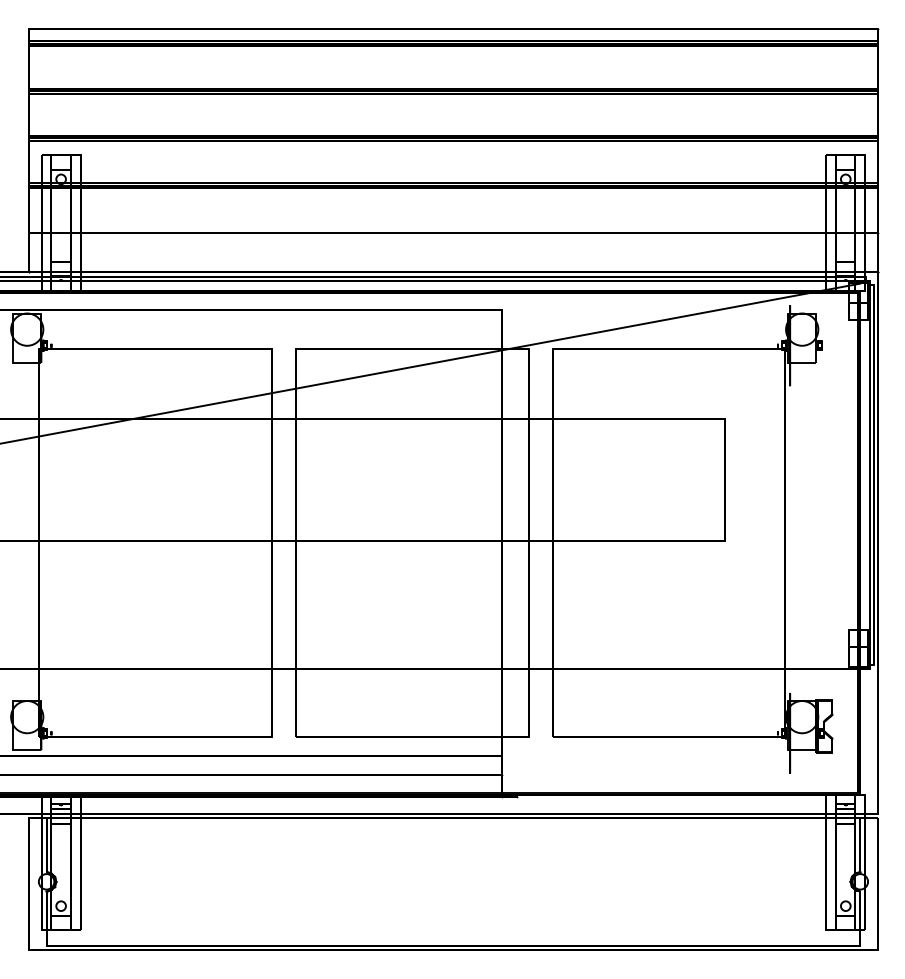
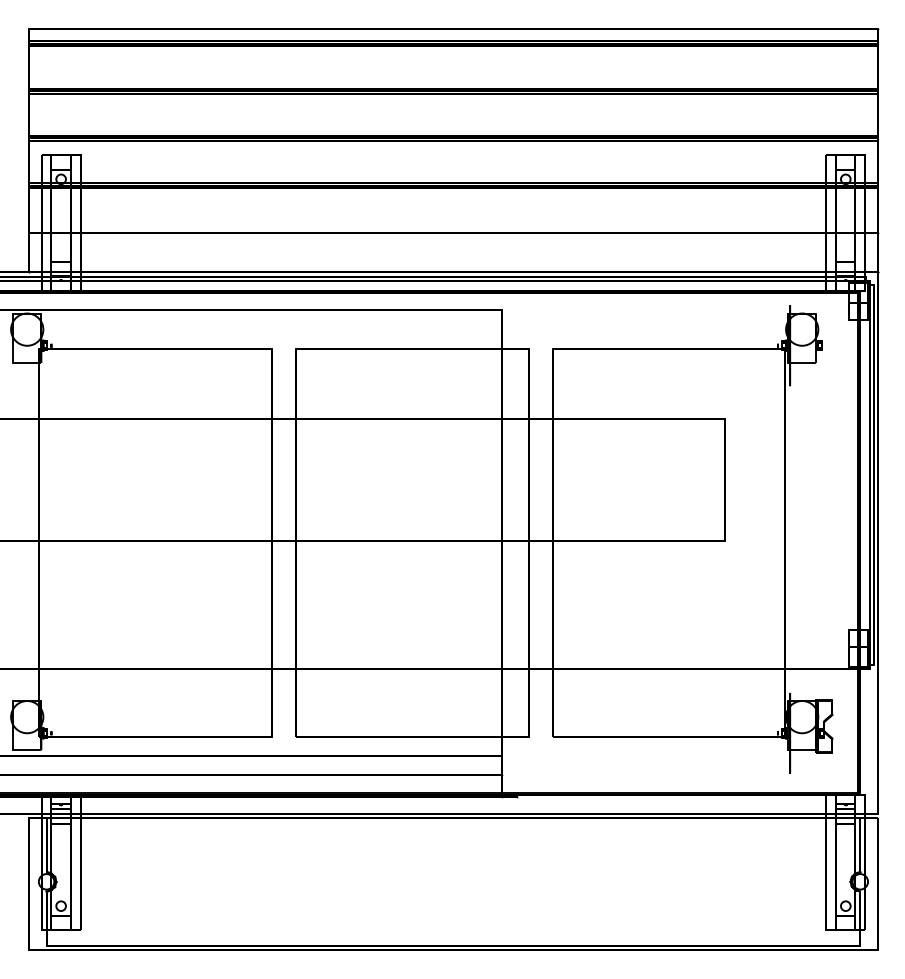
line: present -> none (431, 363)
